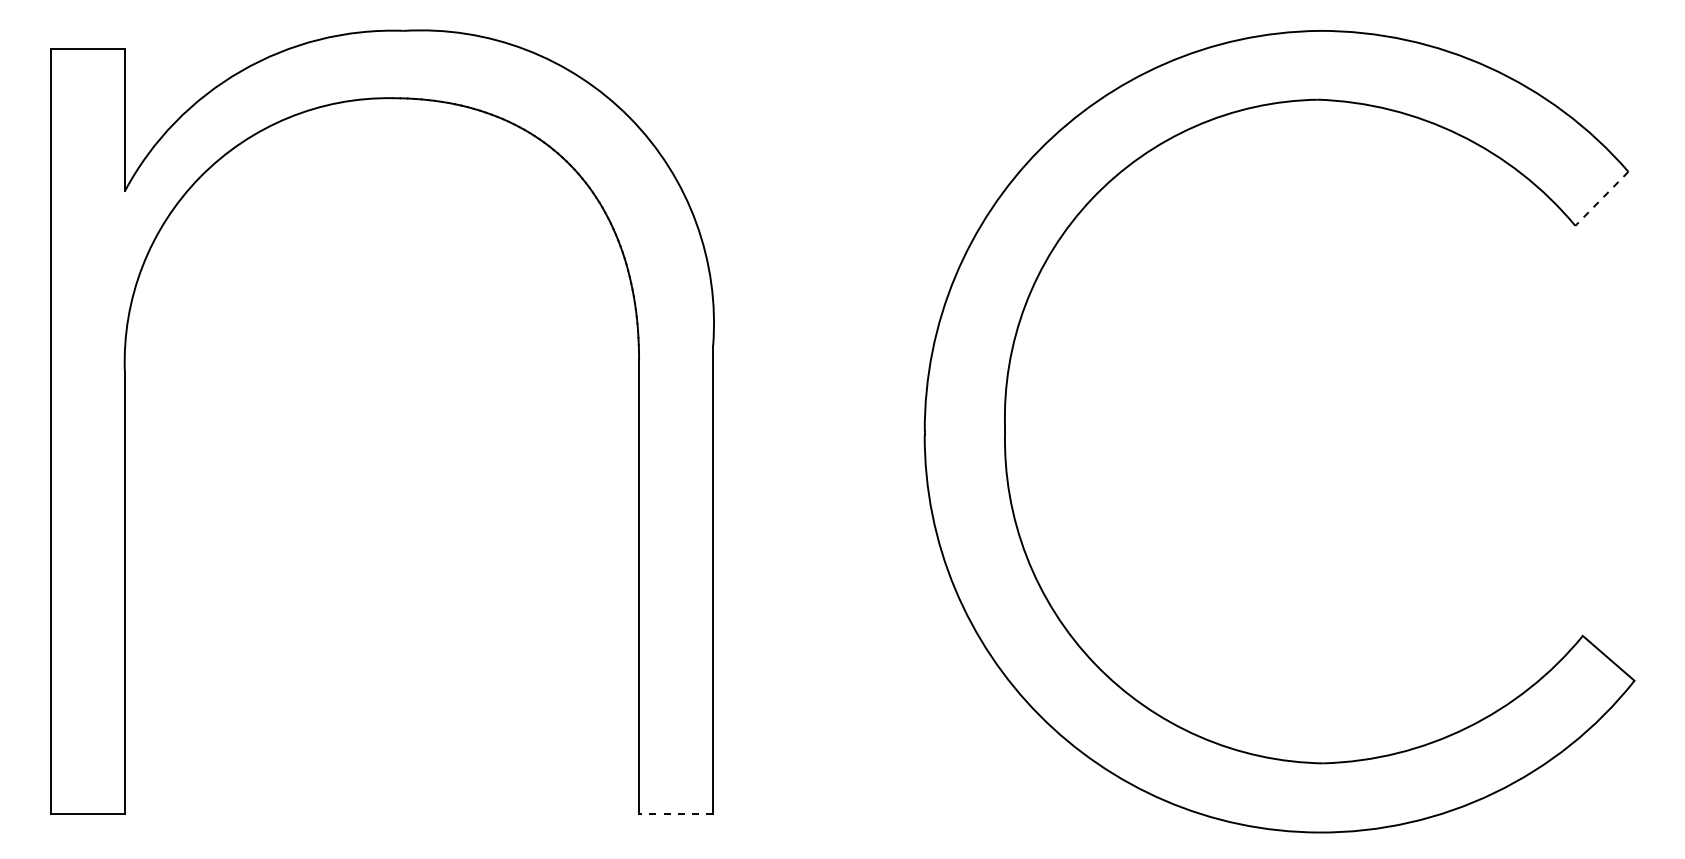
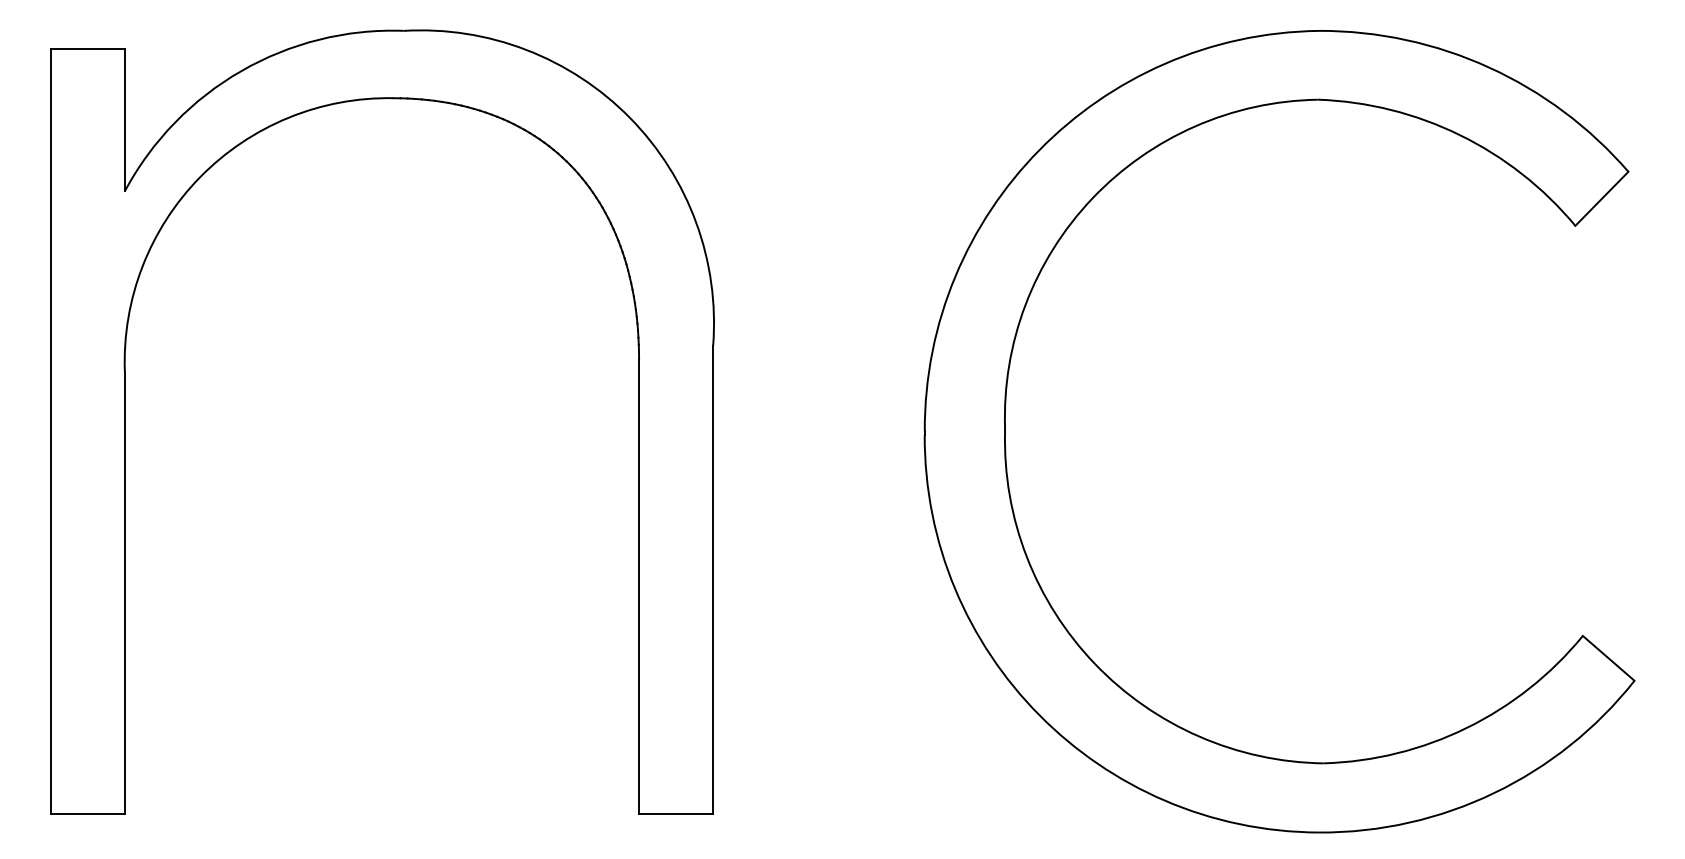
line: dashed -> solid (1601, 198)
line: dashed -> solid (675, 814)
